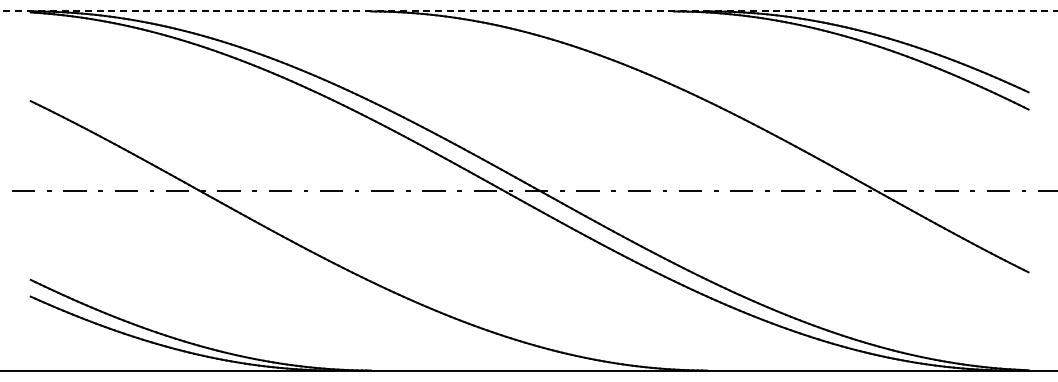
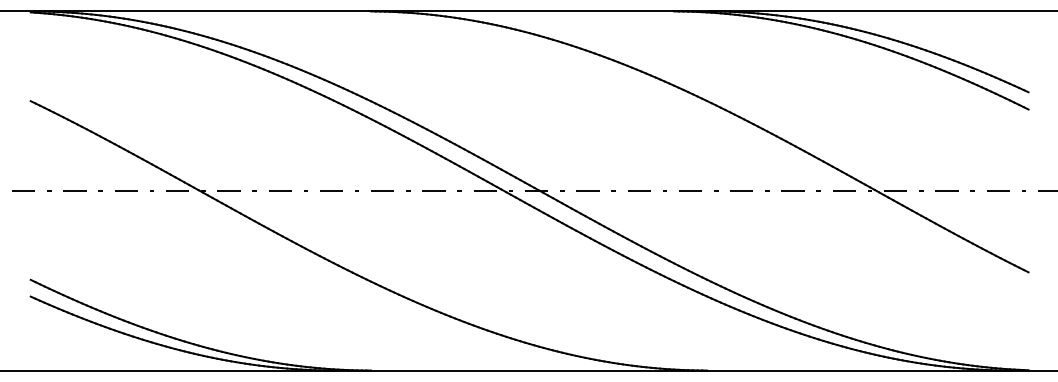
line: dashed -> solid (529, 11)
